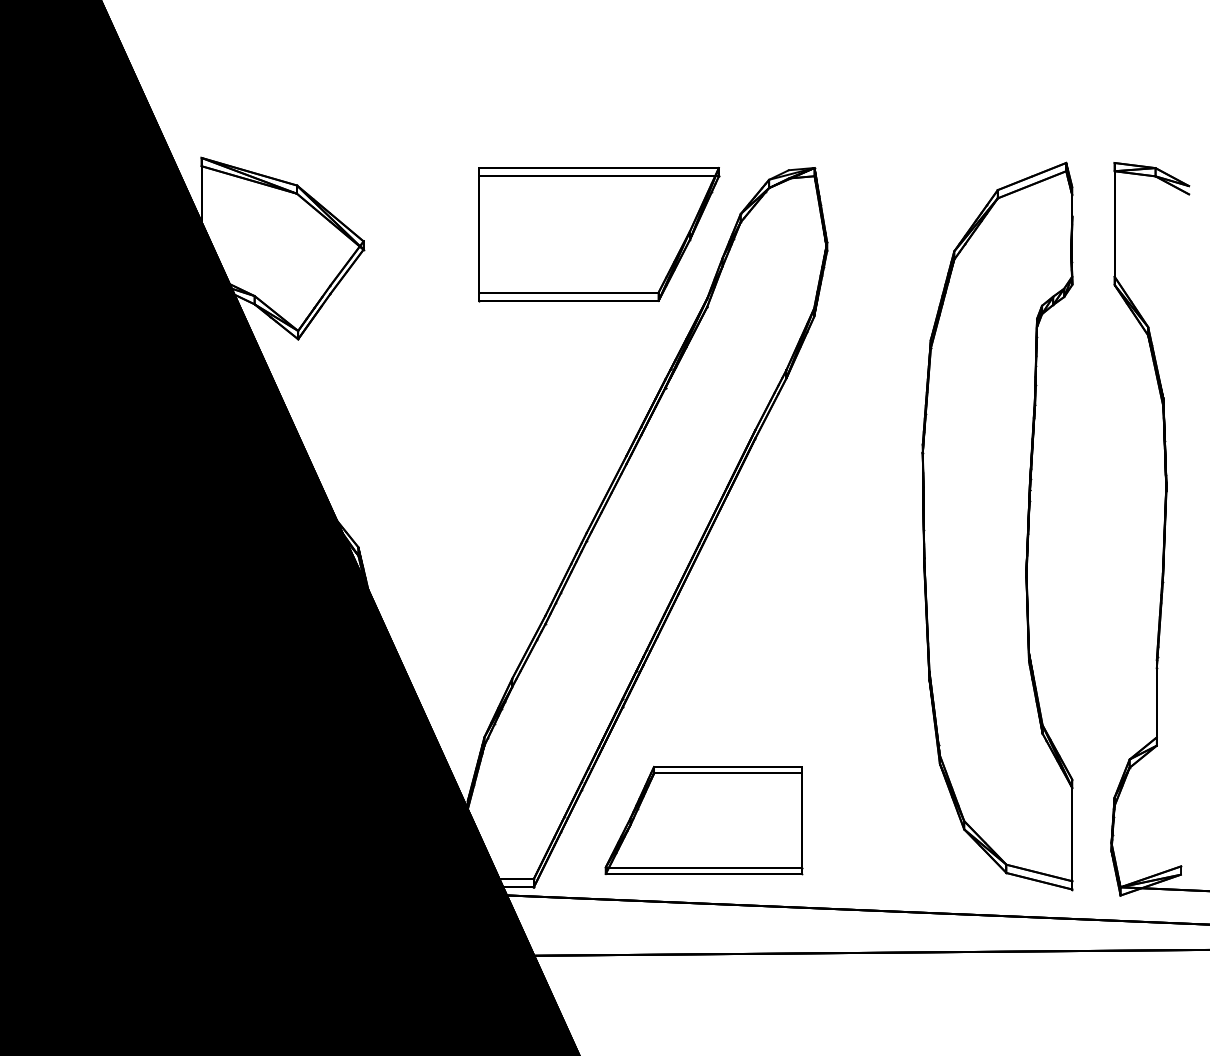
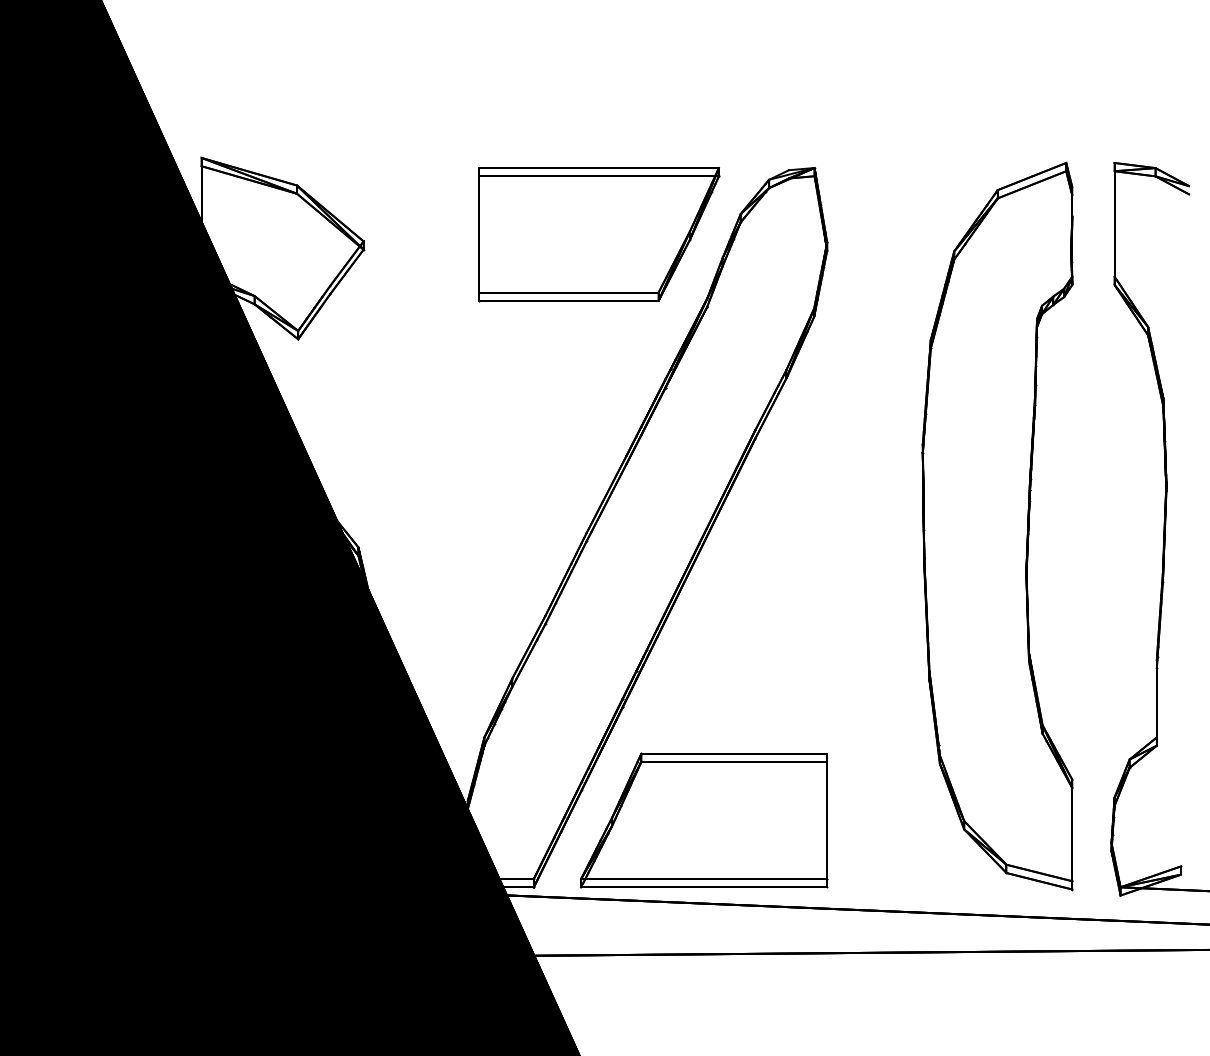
part size: 200x111 px -> 249x137 px (704, 820)
